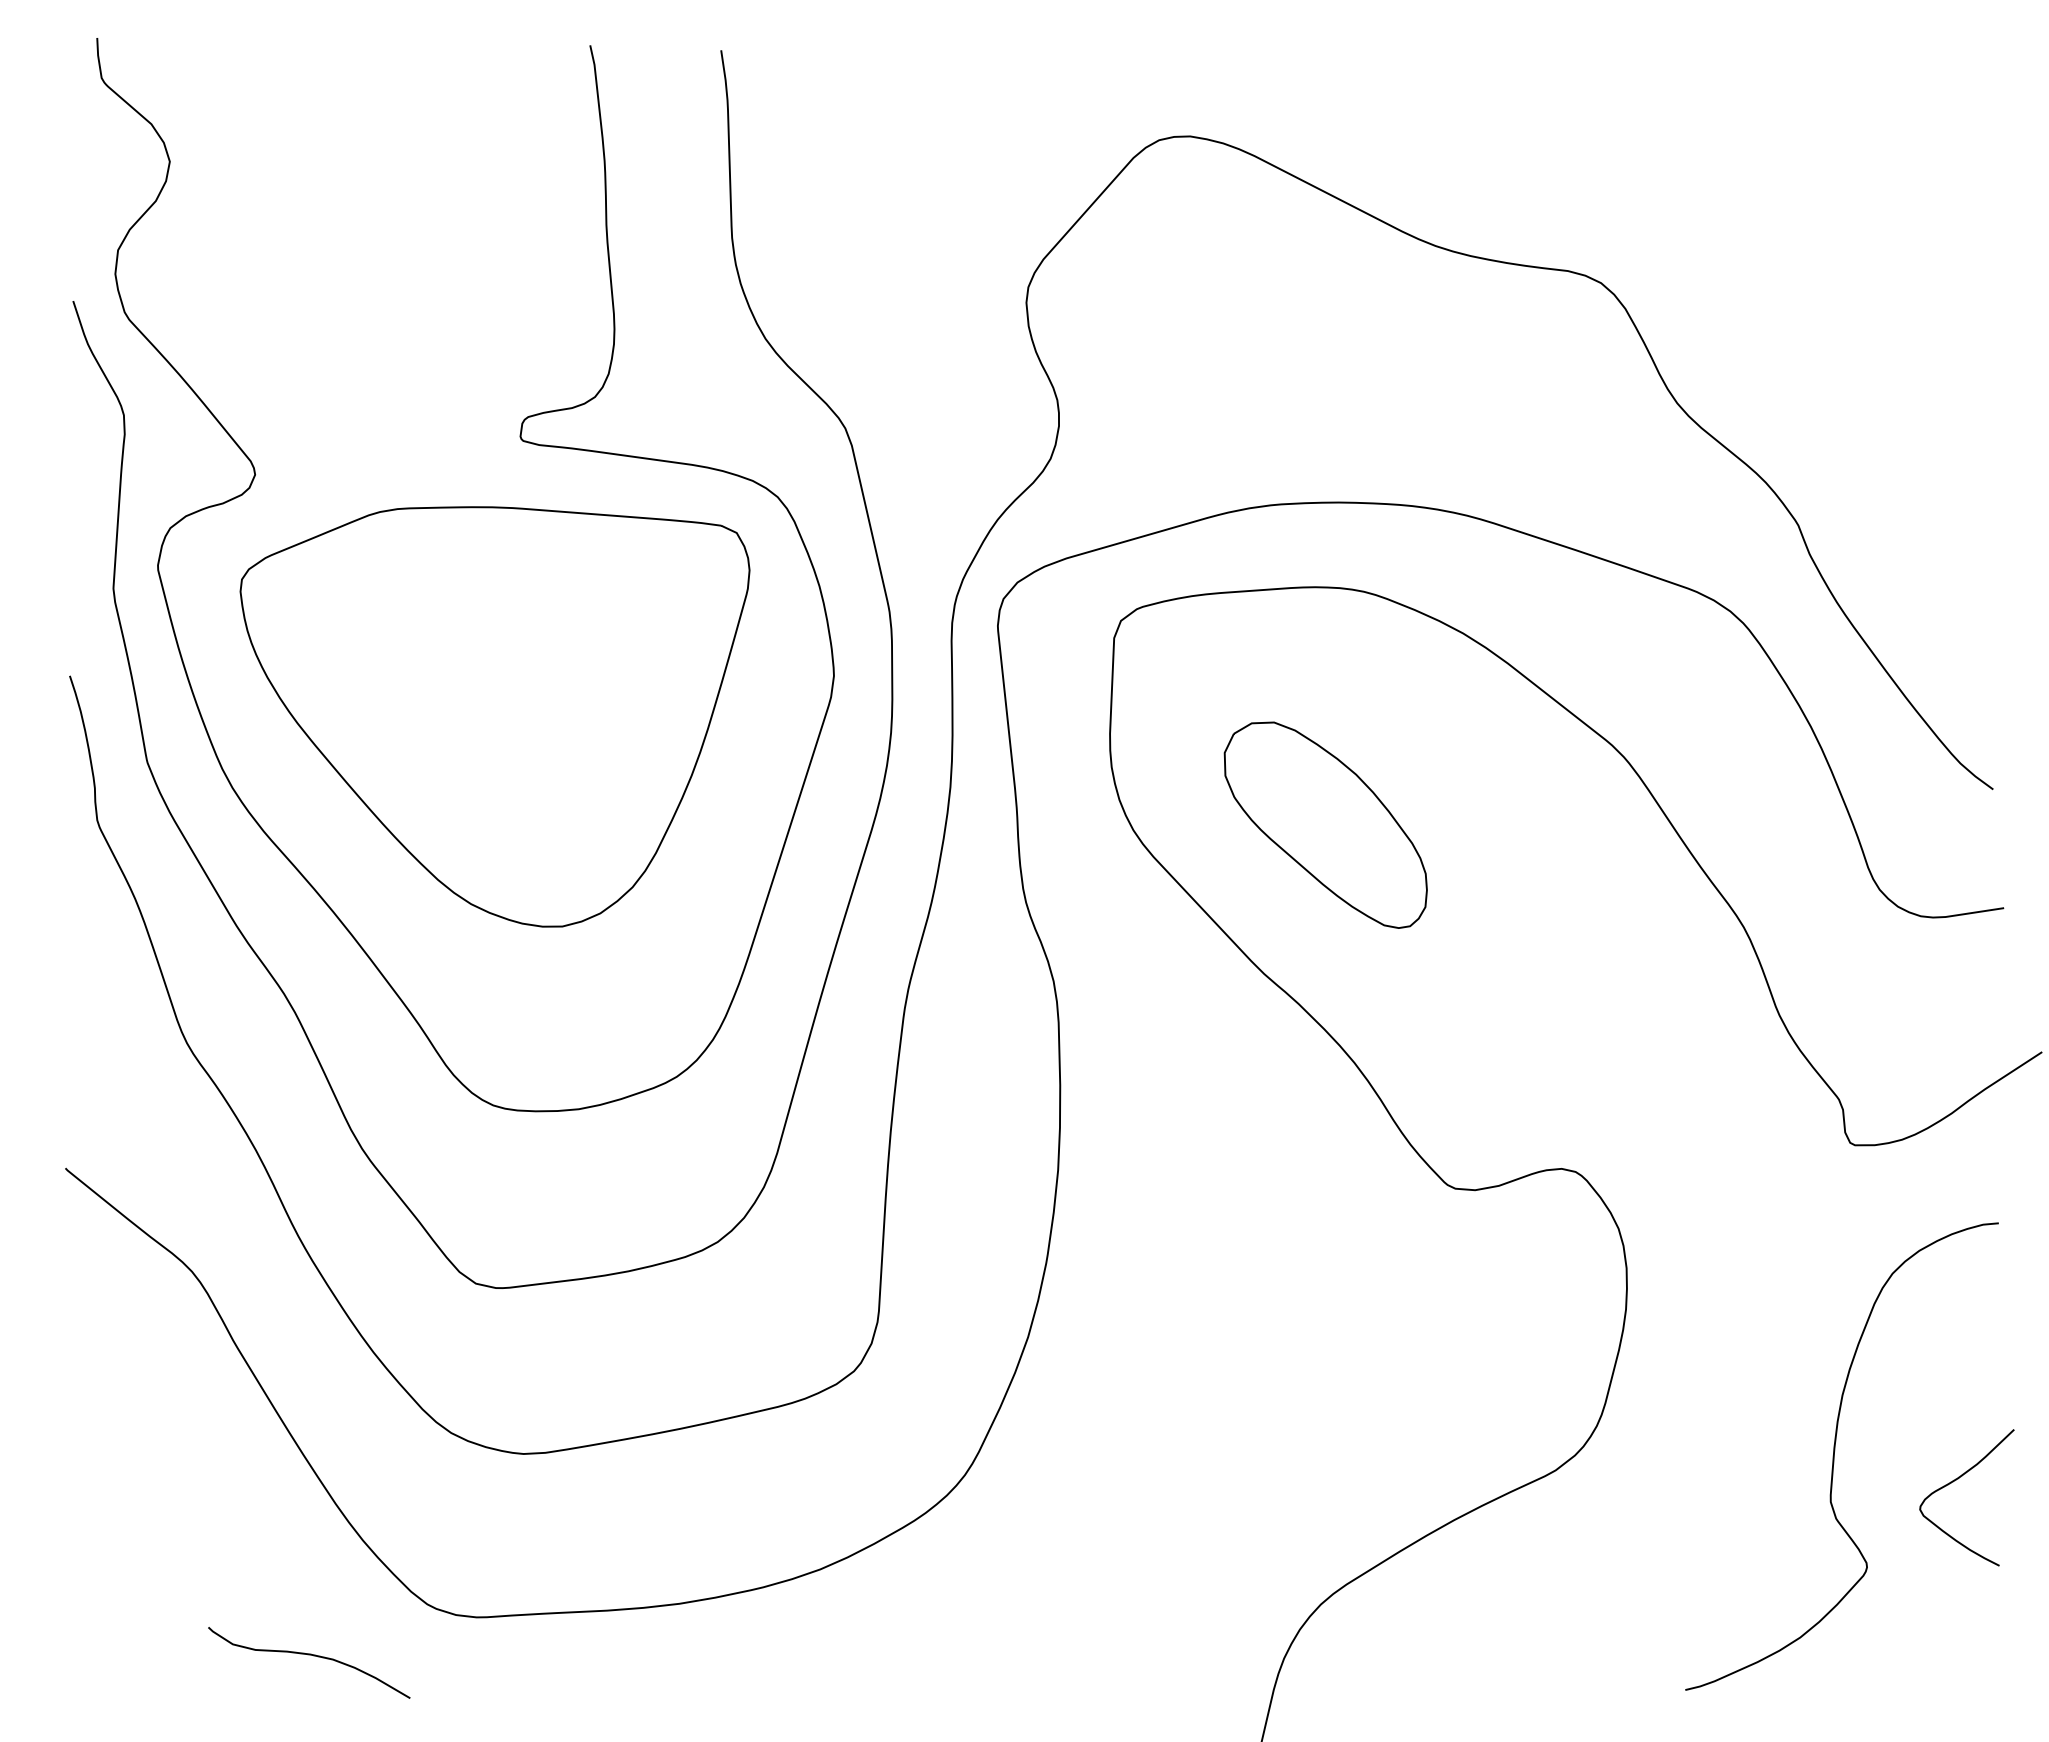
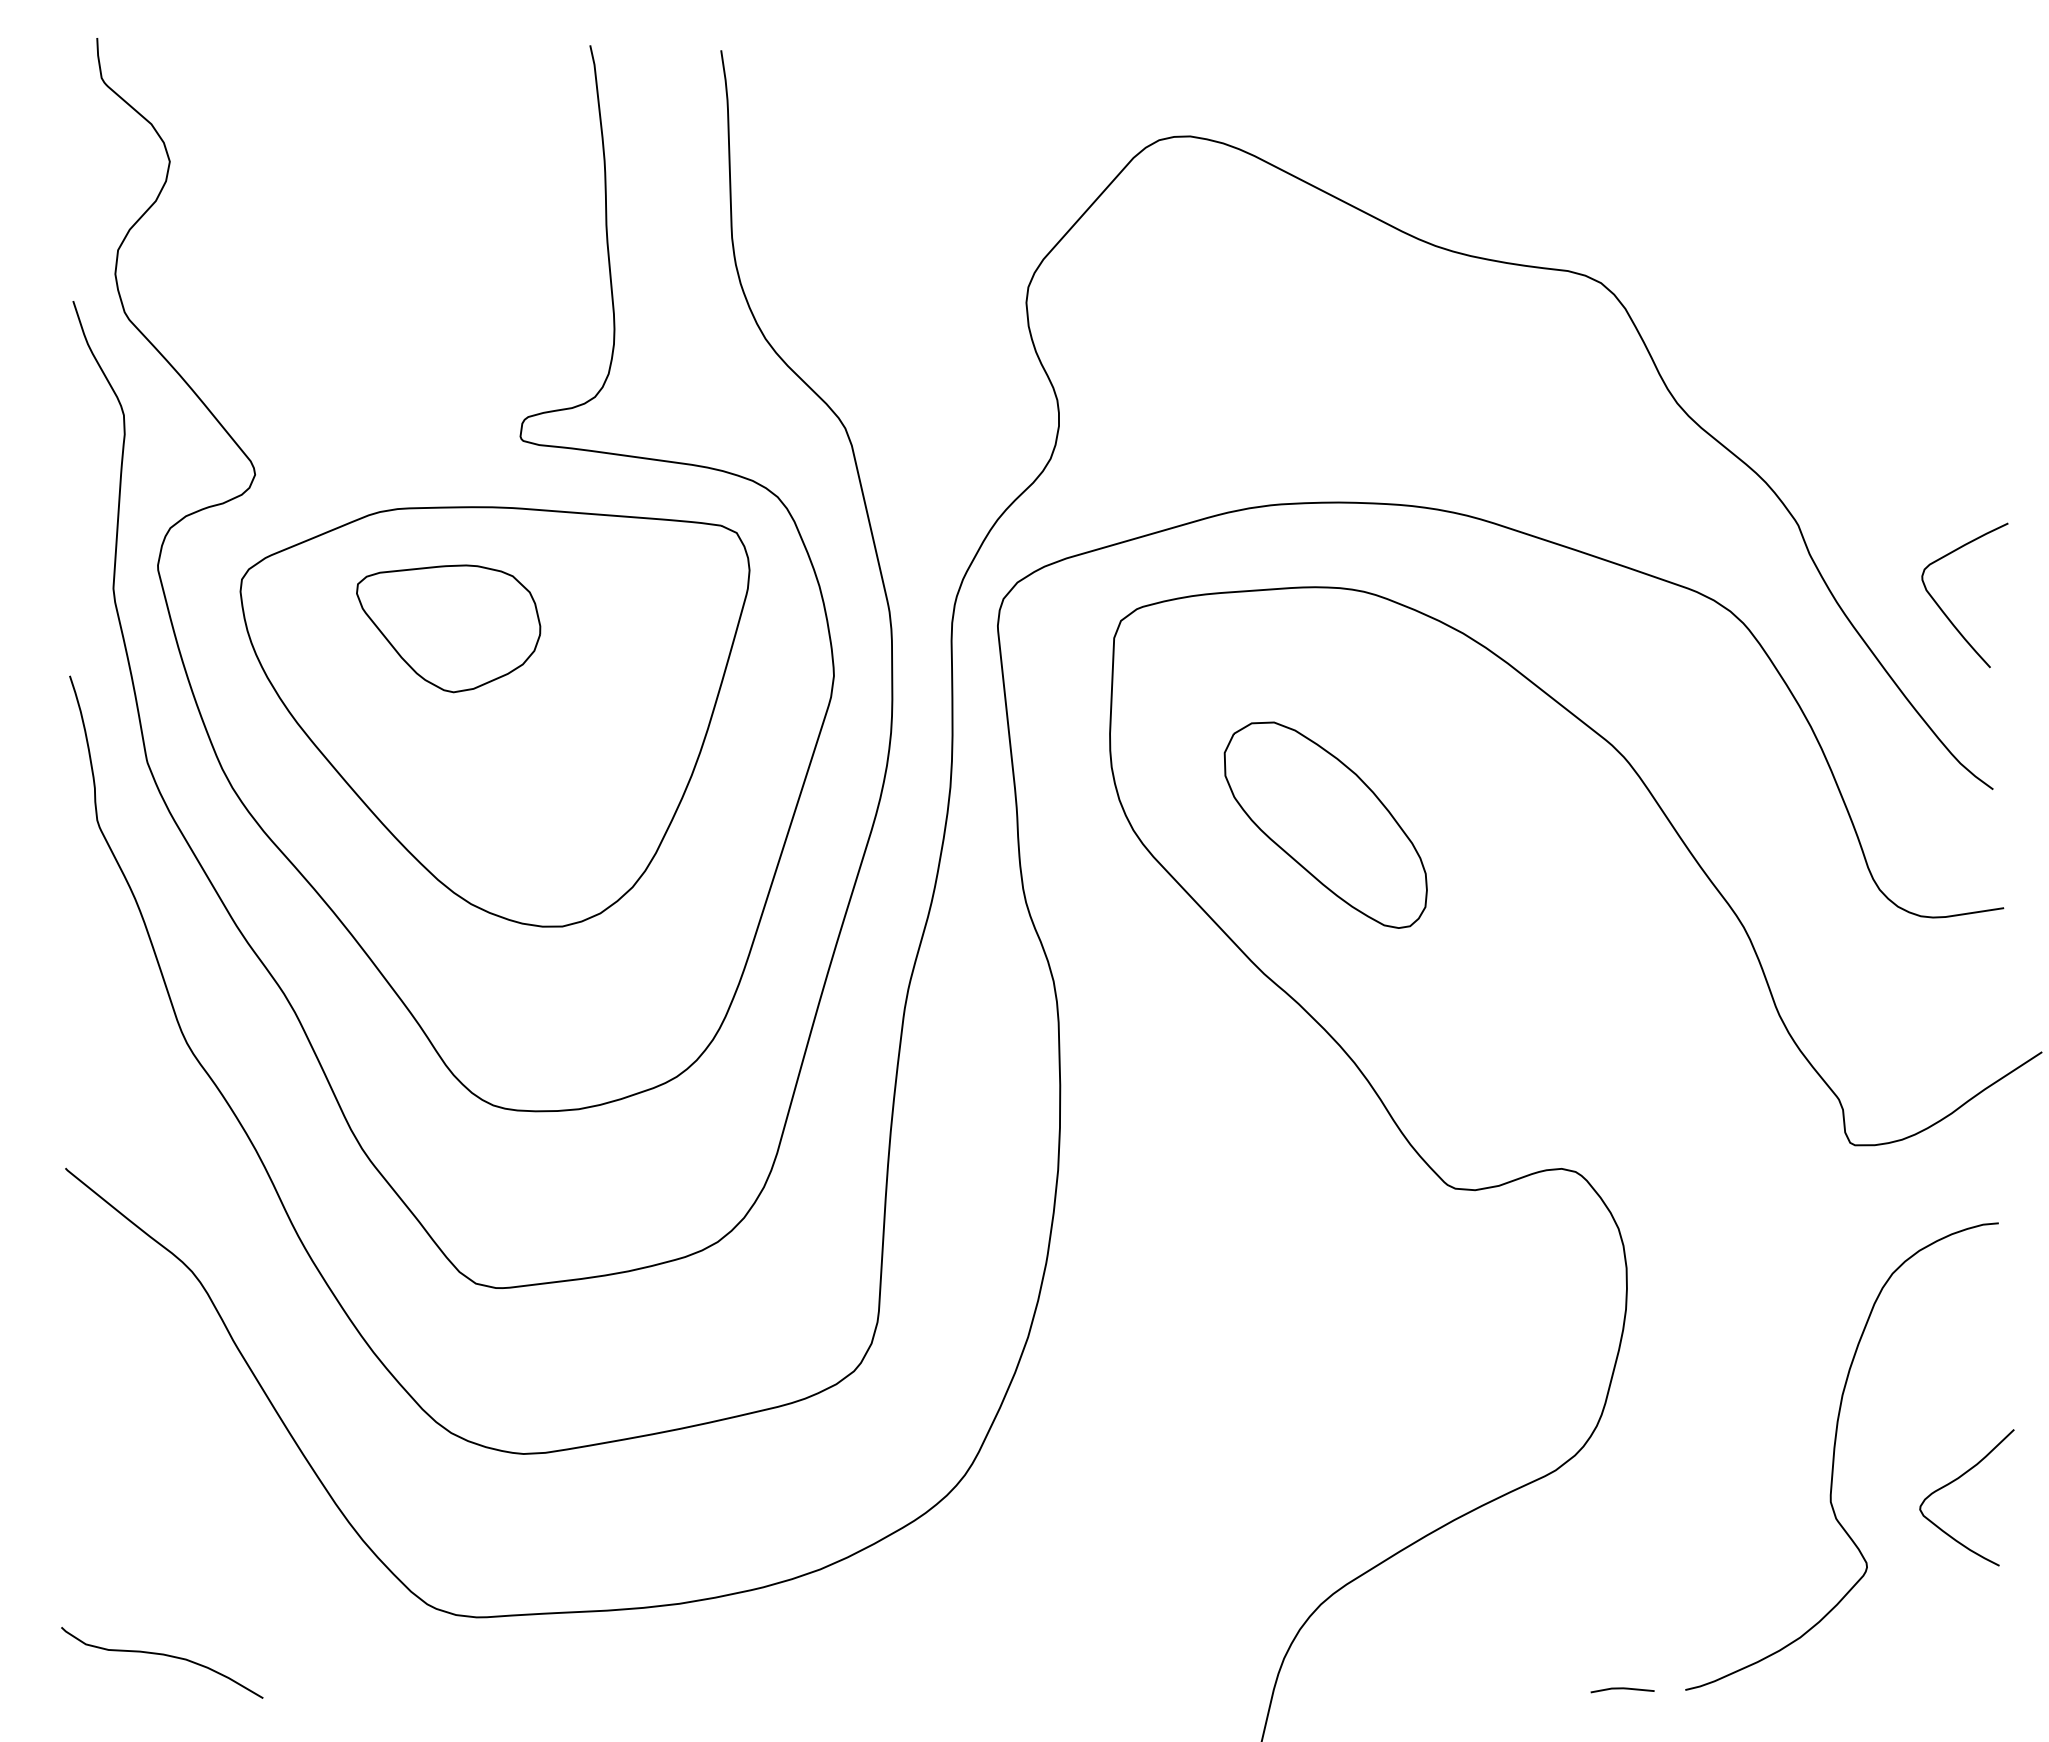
curve: none -> present (1943, 610)
part: none -> present (448, 628)
curve position: (309, 1655) -> (162, 1655) (162, 1655)
line: none -> present (1622, 1689)
